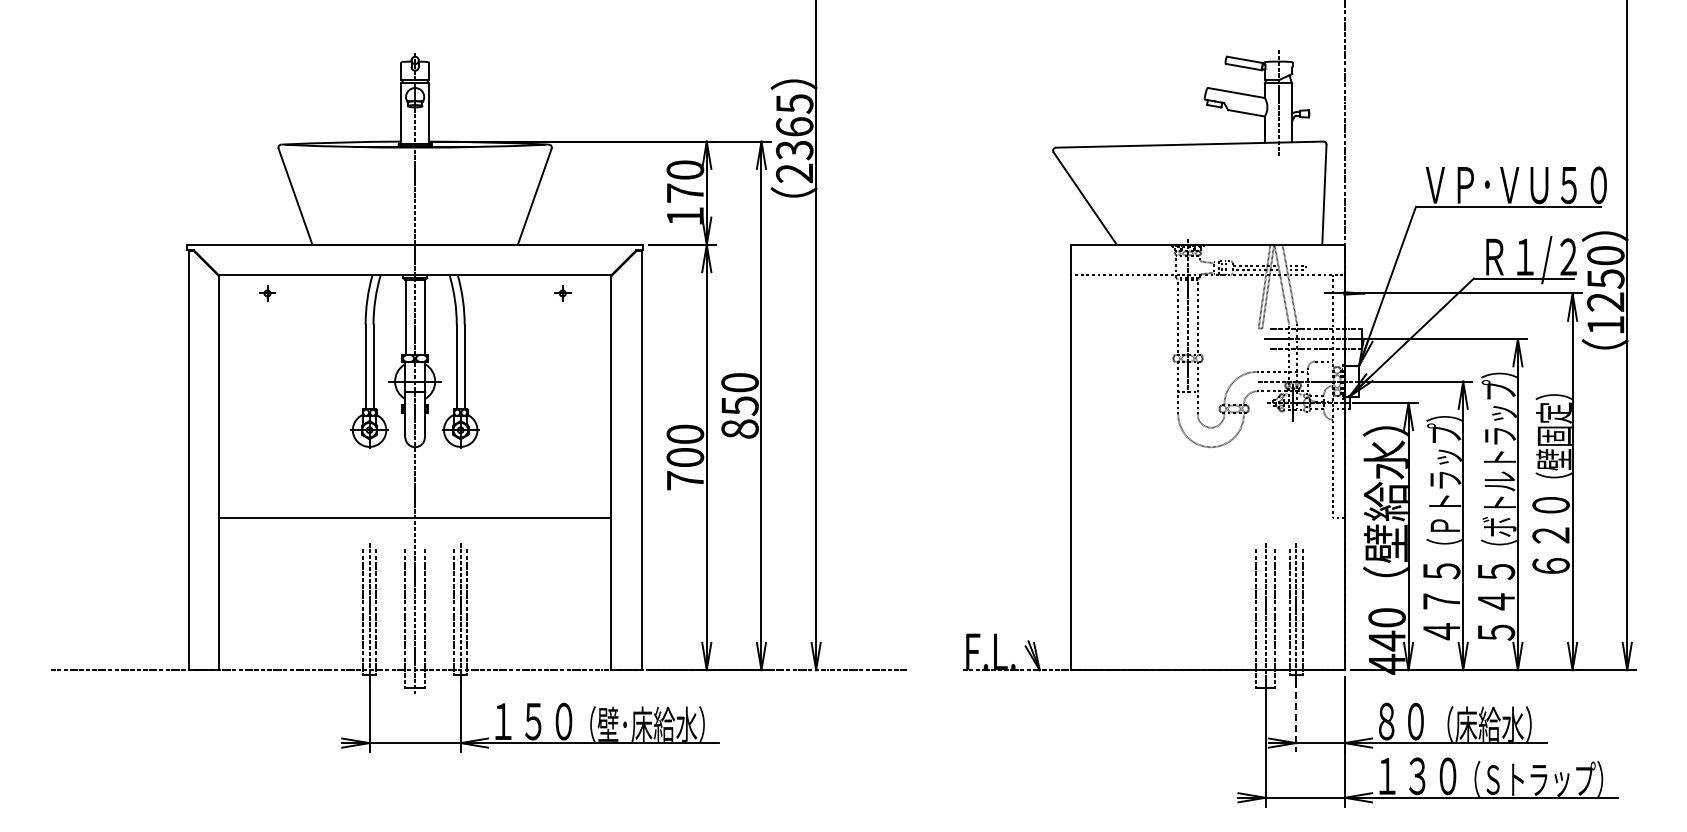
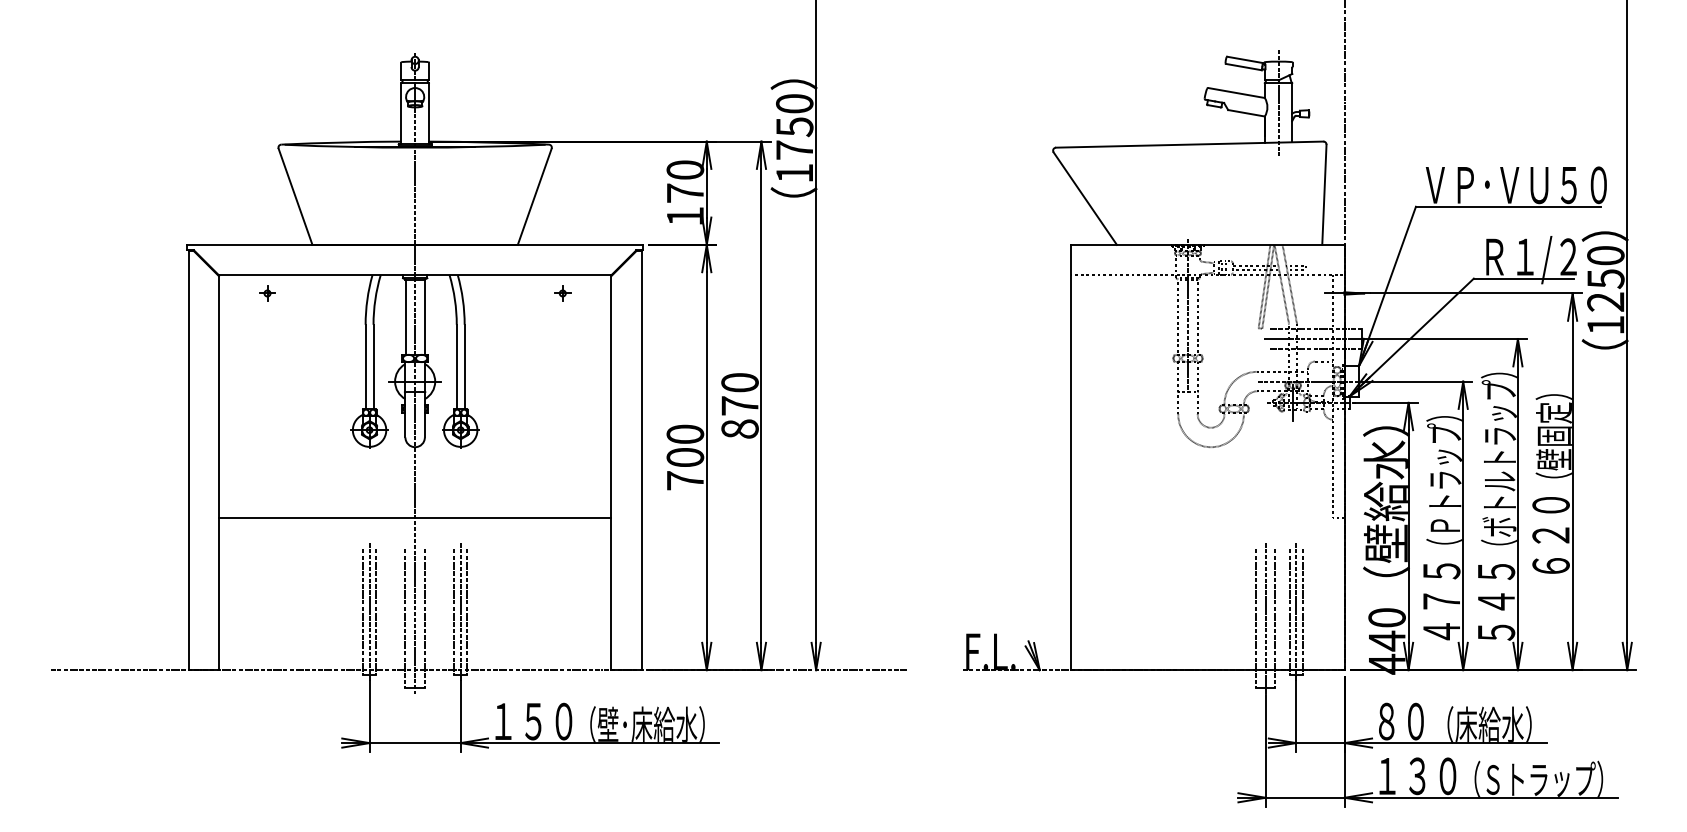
text: 2365 -> 1750 (794, 138)
text: 850 -> 870 (739, 406)
line: dashed -> solid (1296, 717)
